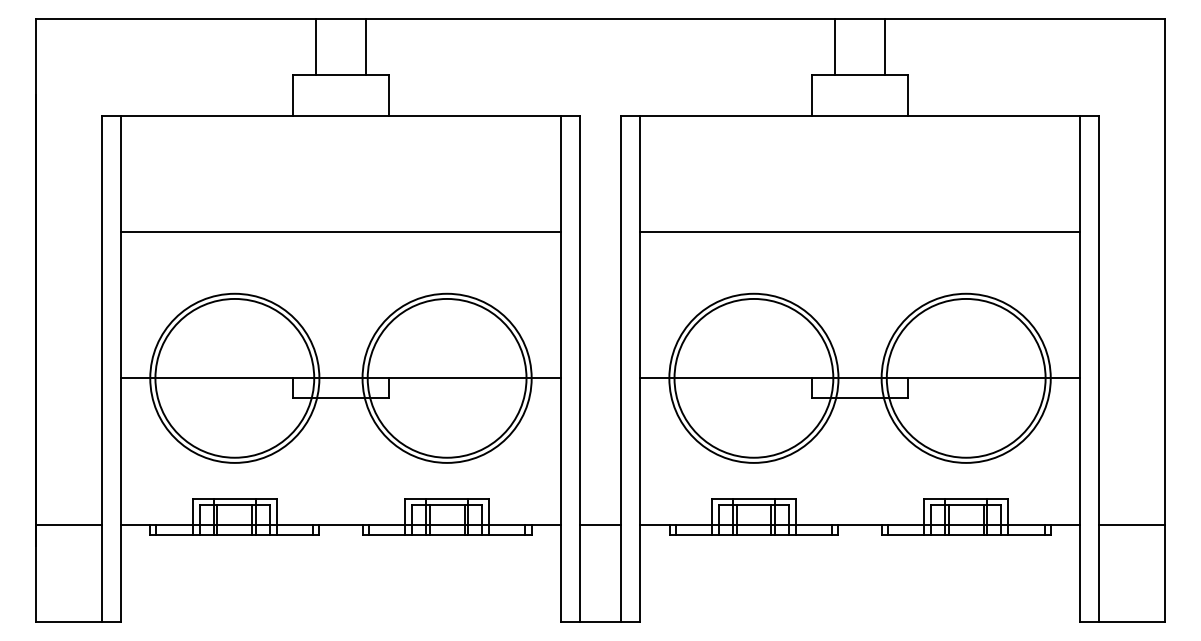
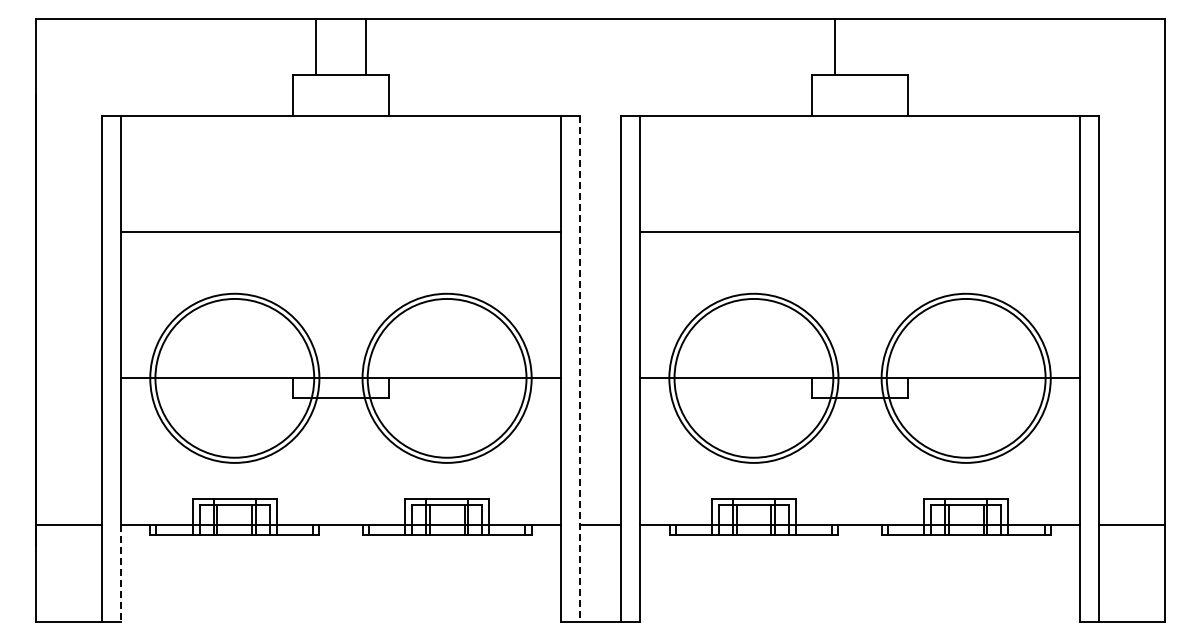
line: present -> none (885, 47)
line: solid -> dashed (580, 368)
line: solid -> dashed (120, 573)
